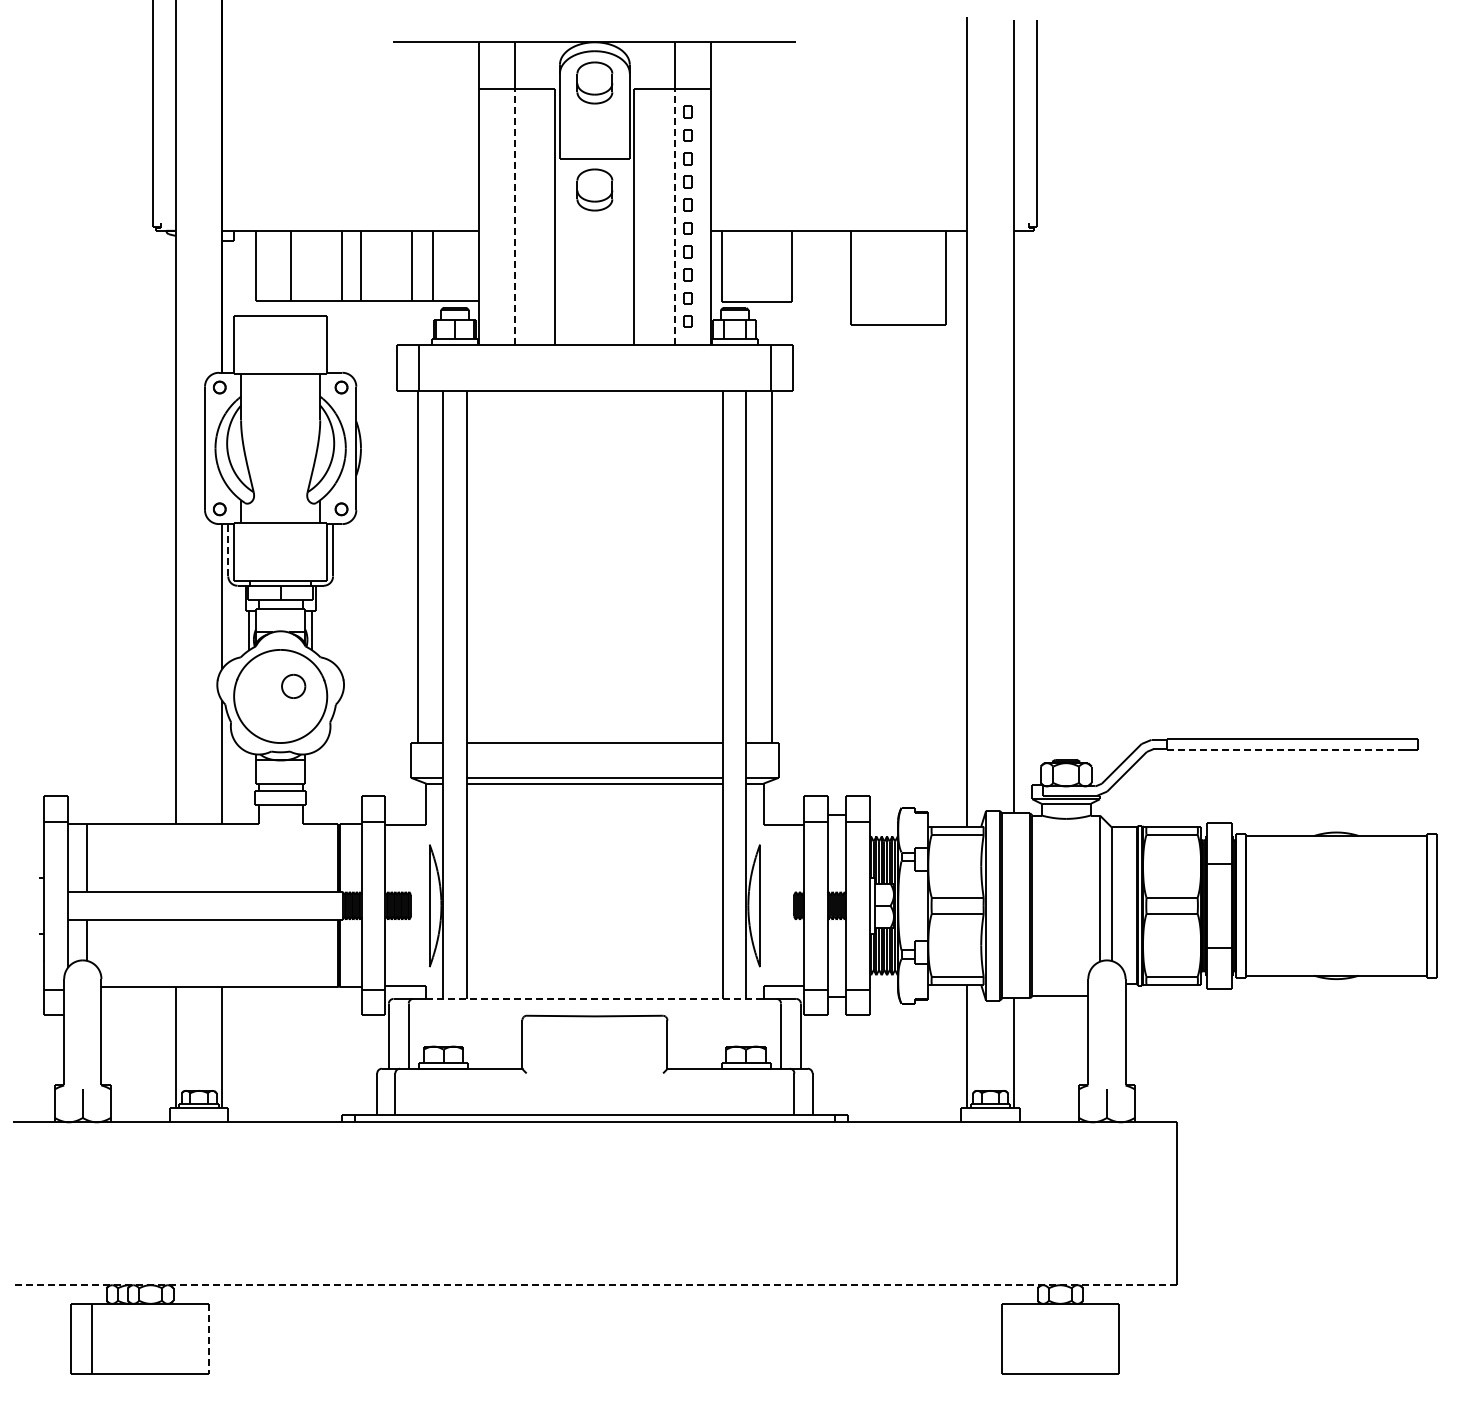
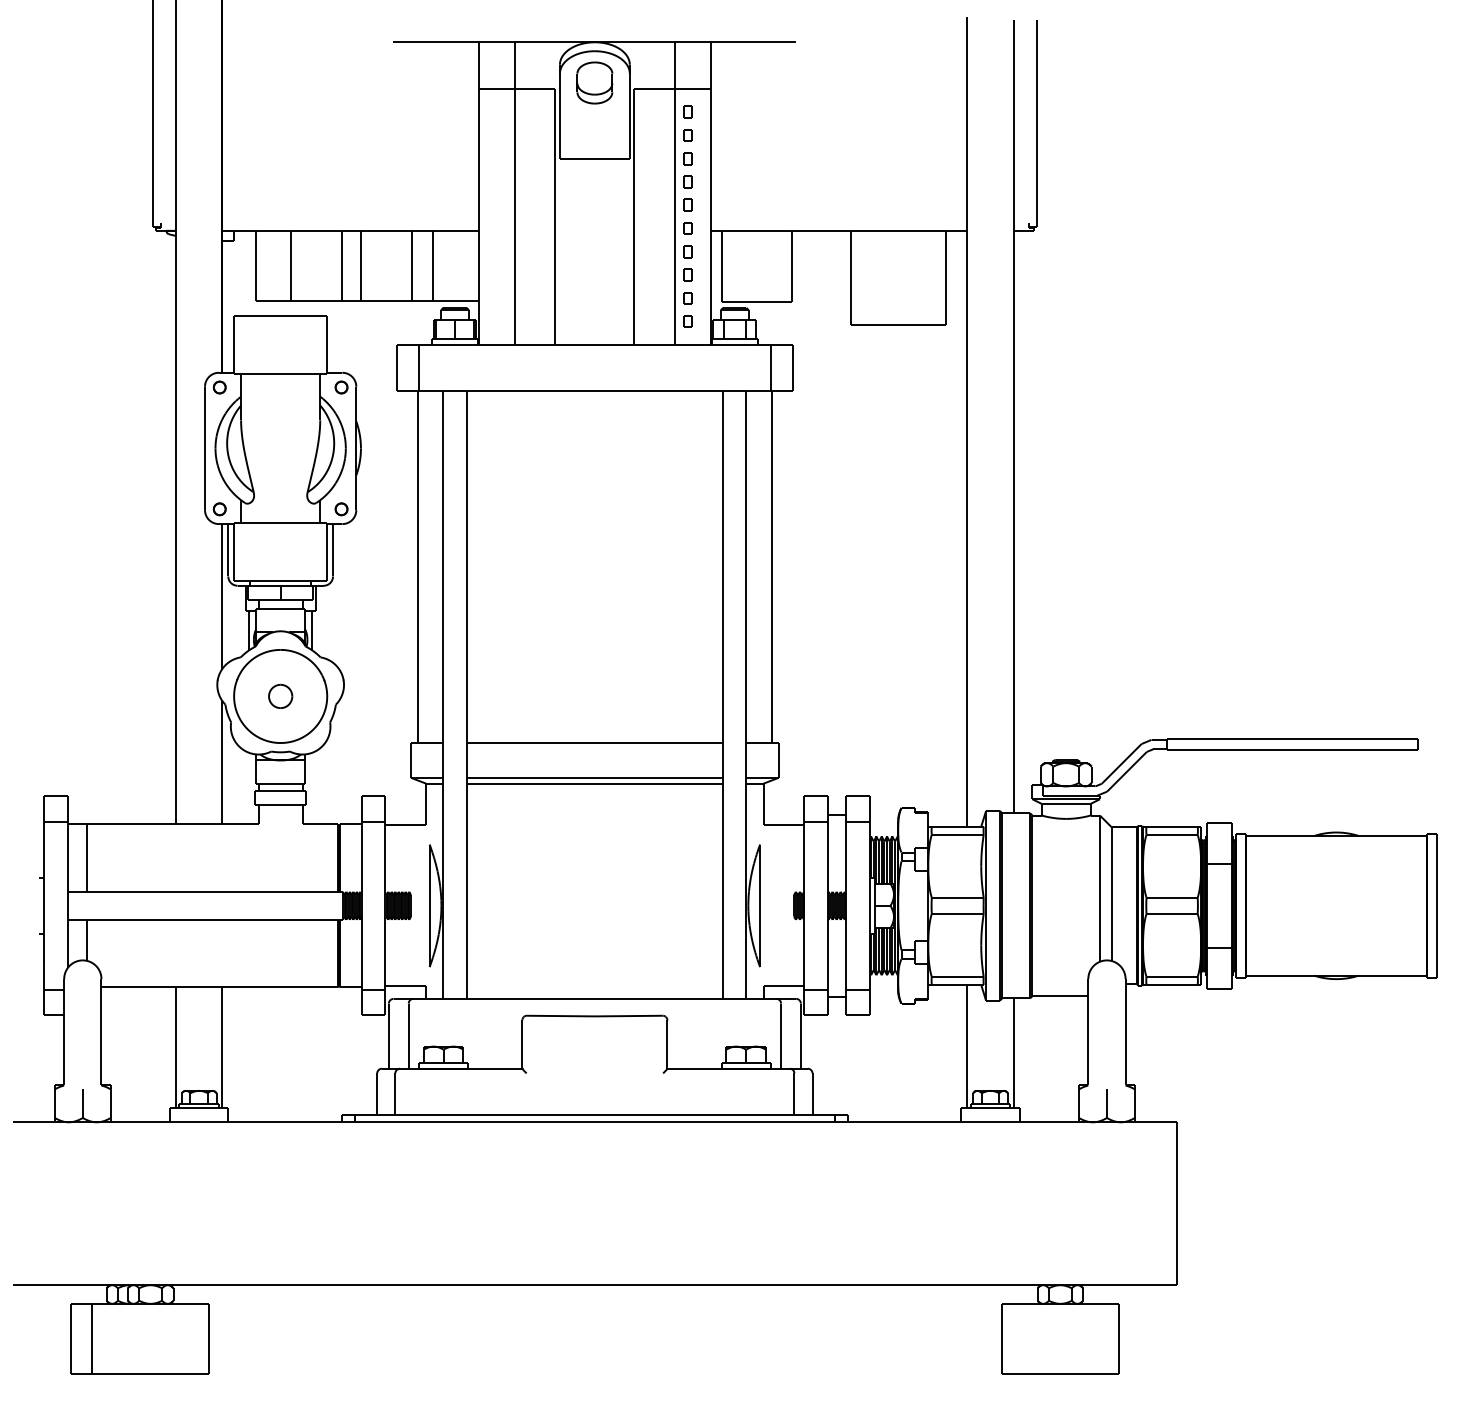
part: present -> none (594, 189)
line: dashed -> solid (514, 216)
line: dashed -> solid (674, 216)
line: dashed -> solid (228, 549)
part position: (293, 685) -> (280, 695) (280, 695)
line: dashed -> solid (1283, 750)
line: dashed -> solid (594, 998)
line: dashed -> solid (594, 1285)
line: dashed -> solid (208, 1338)
